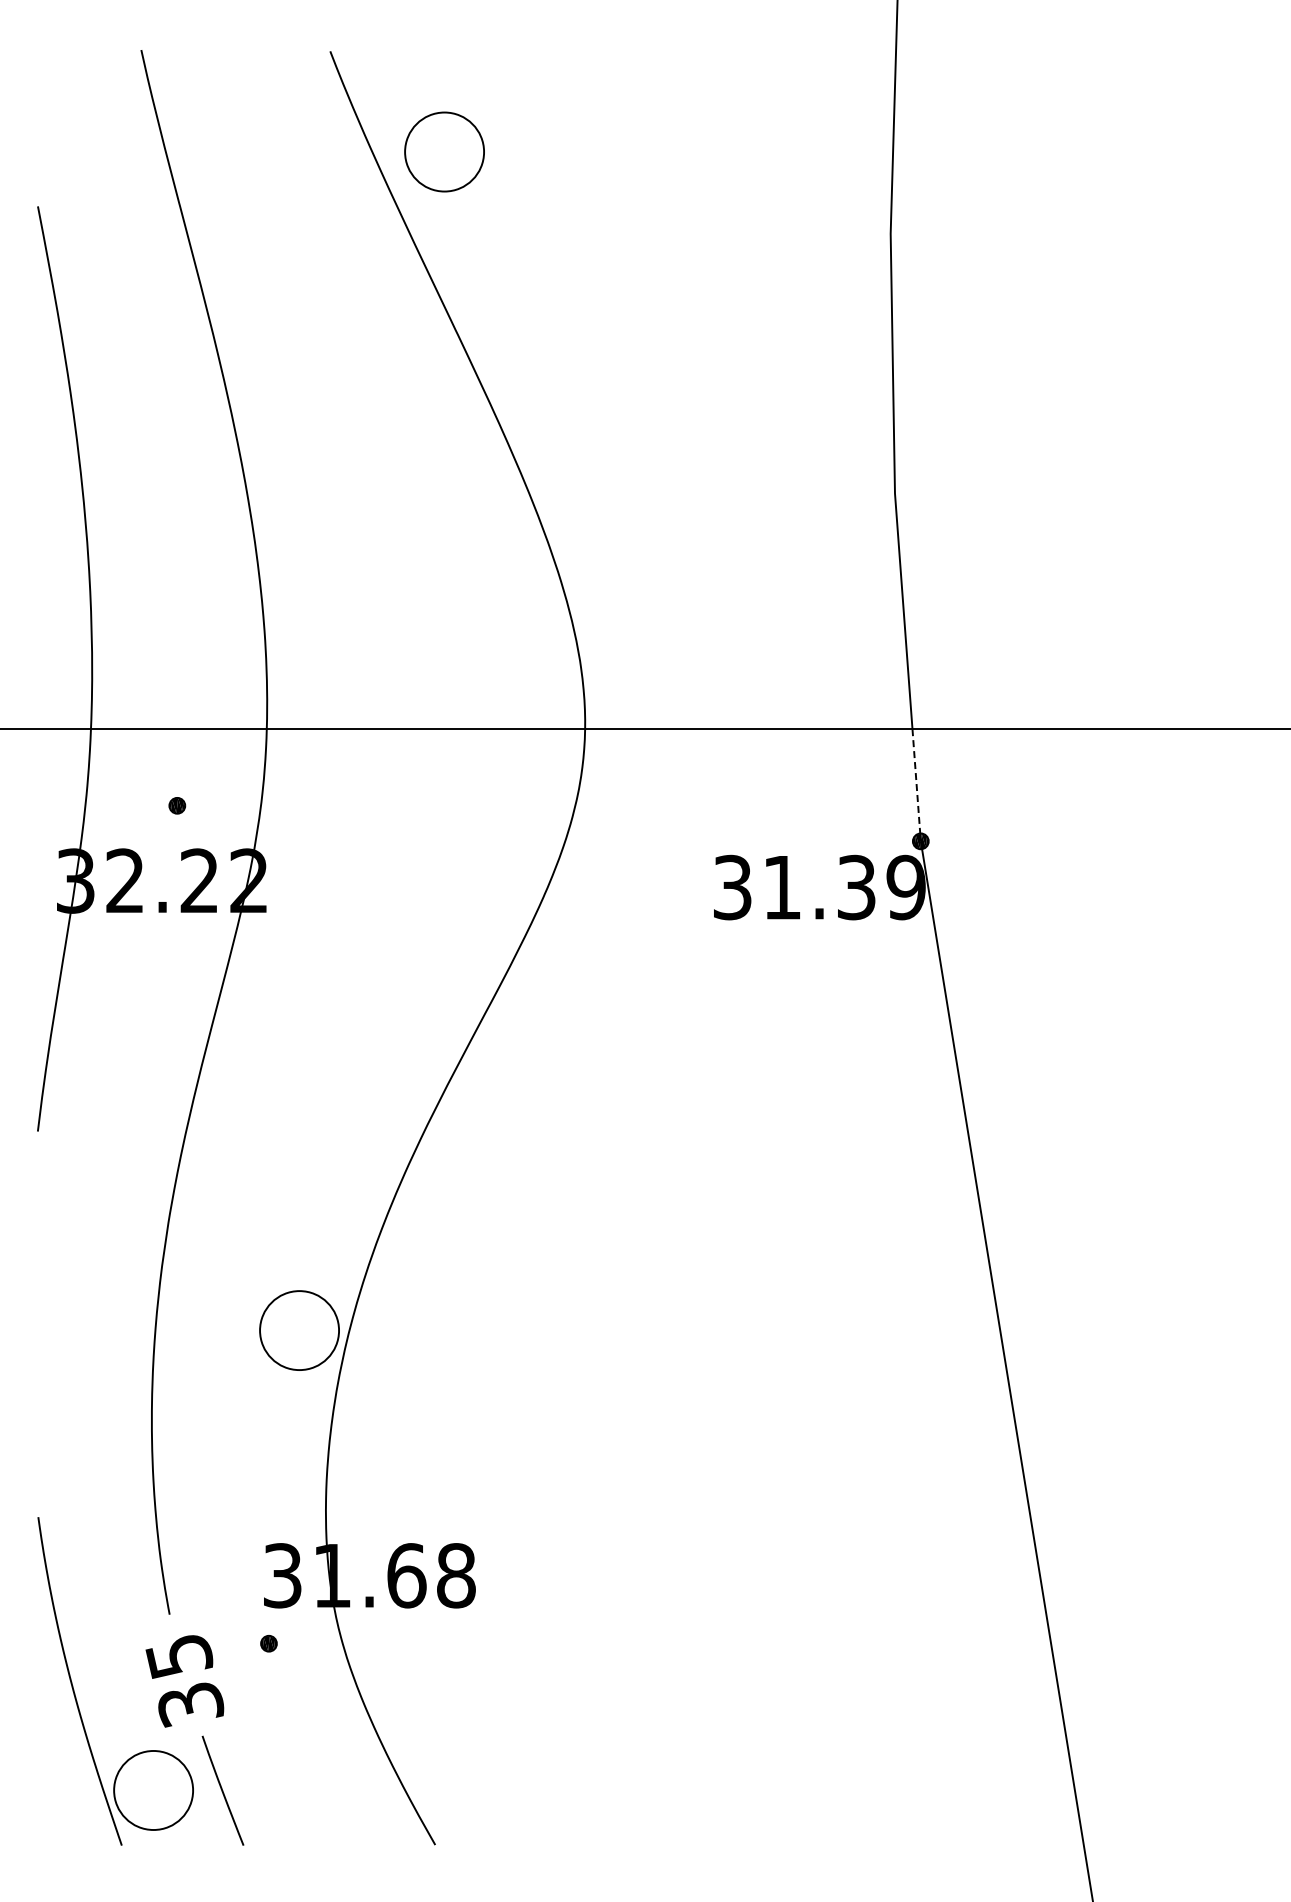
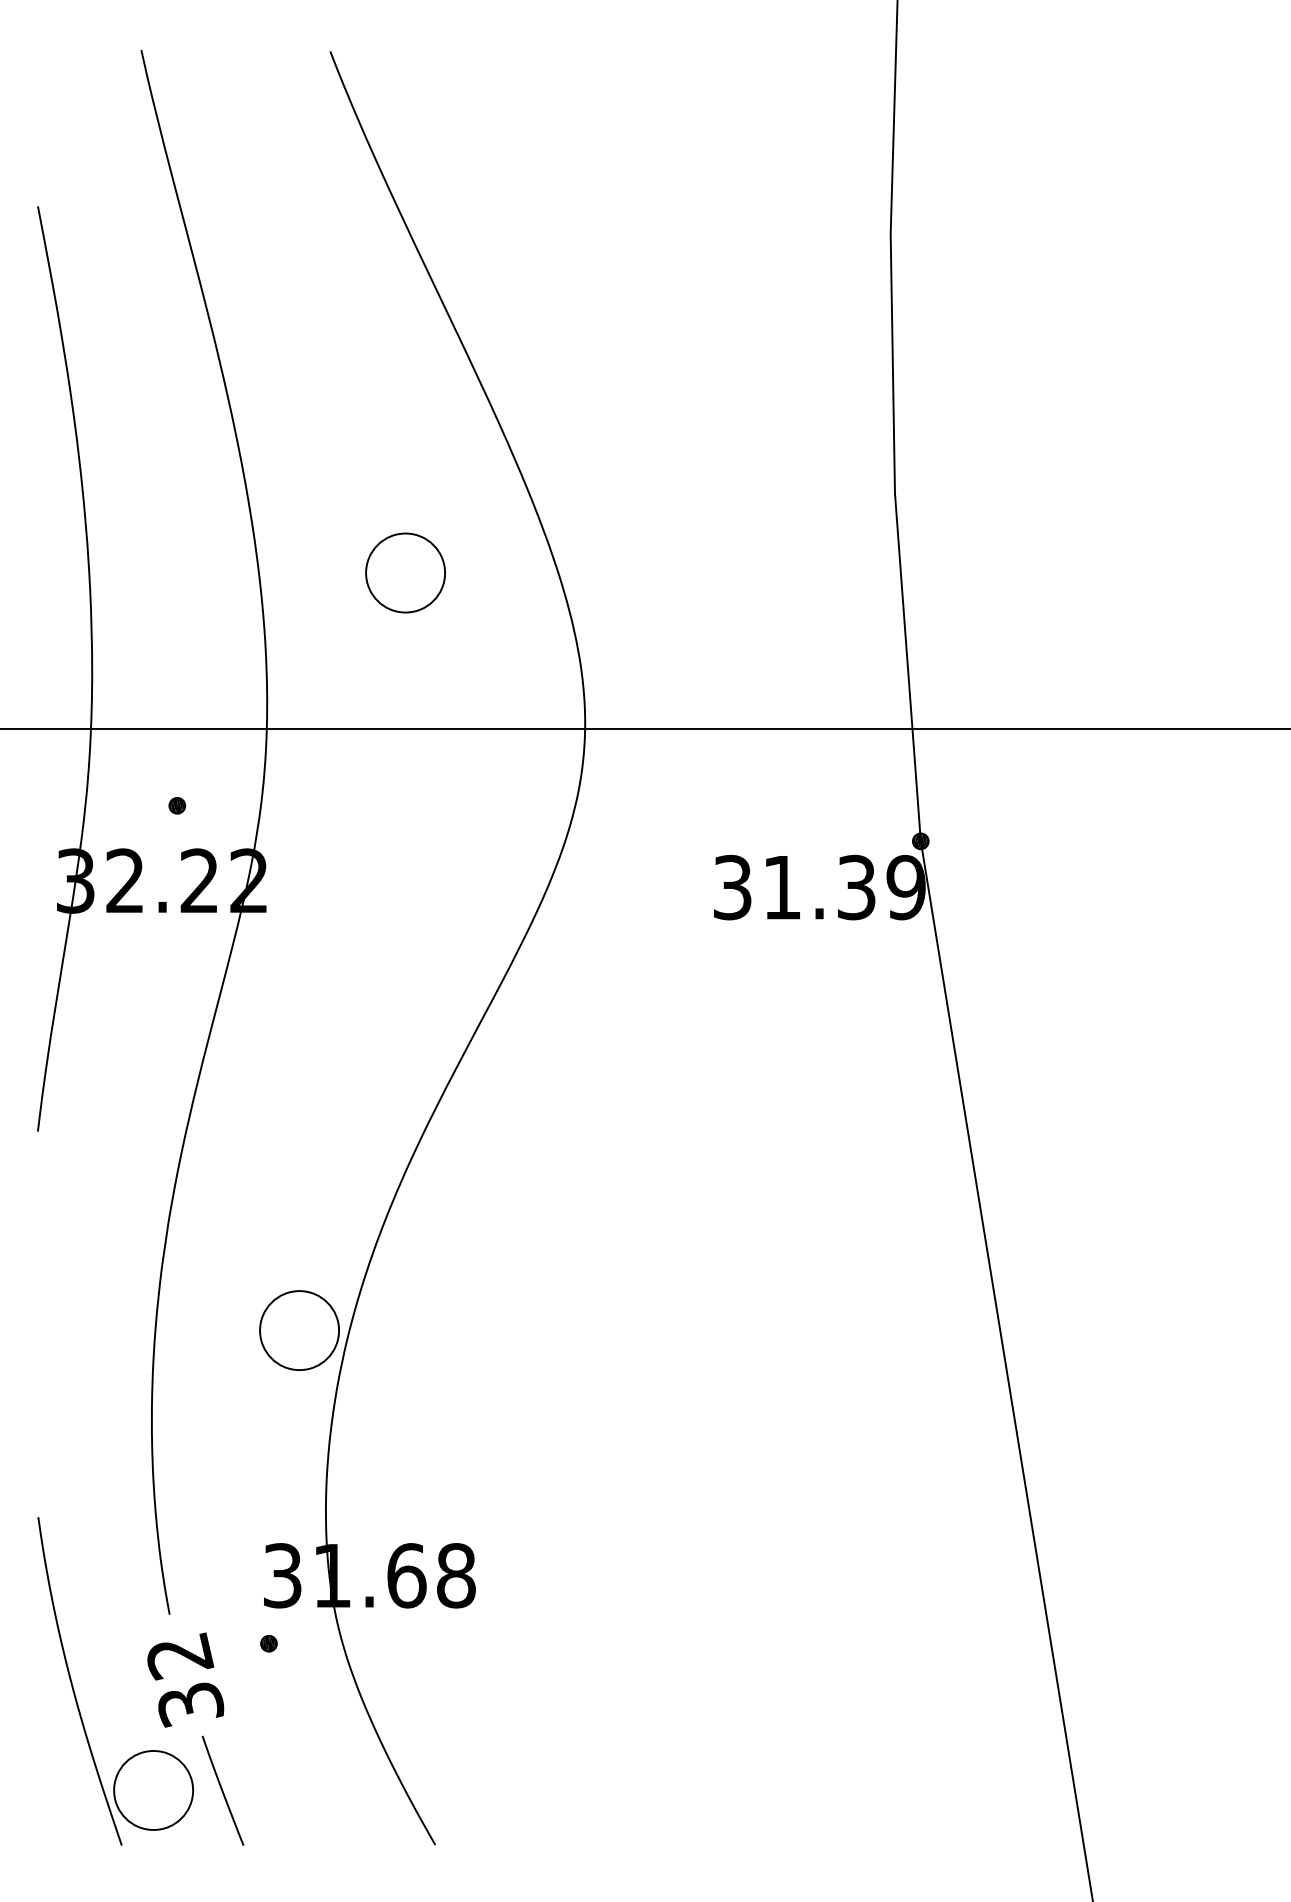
part position: (444, 151) -> (405, 572) (405, 572)
line: dashed -> solid (916, 785)
text: 35 -> 32 (179, 1656)
